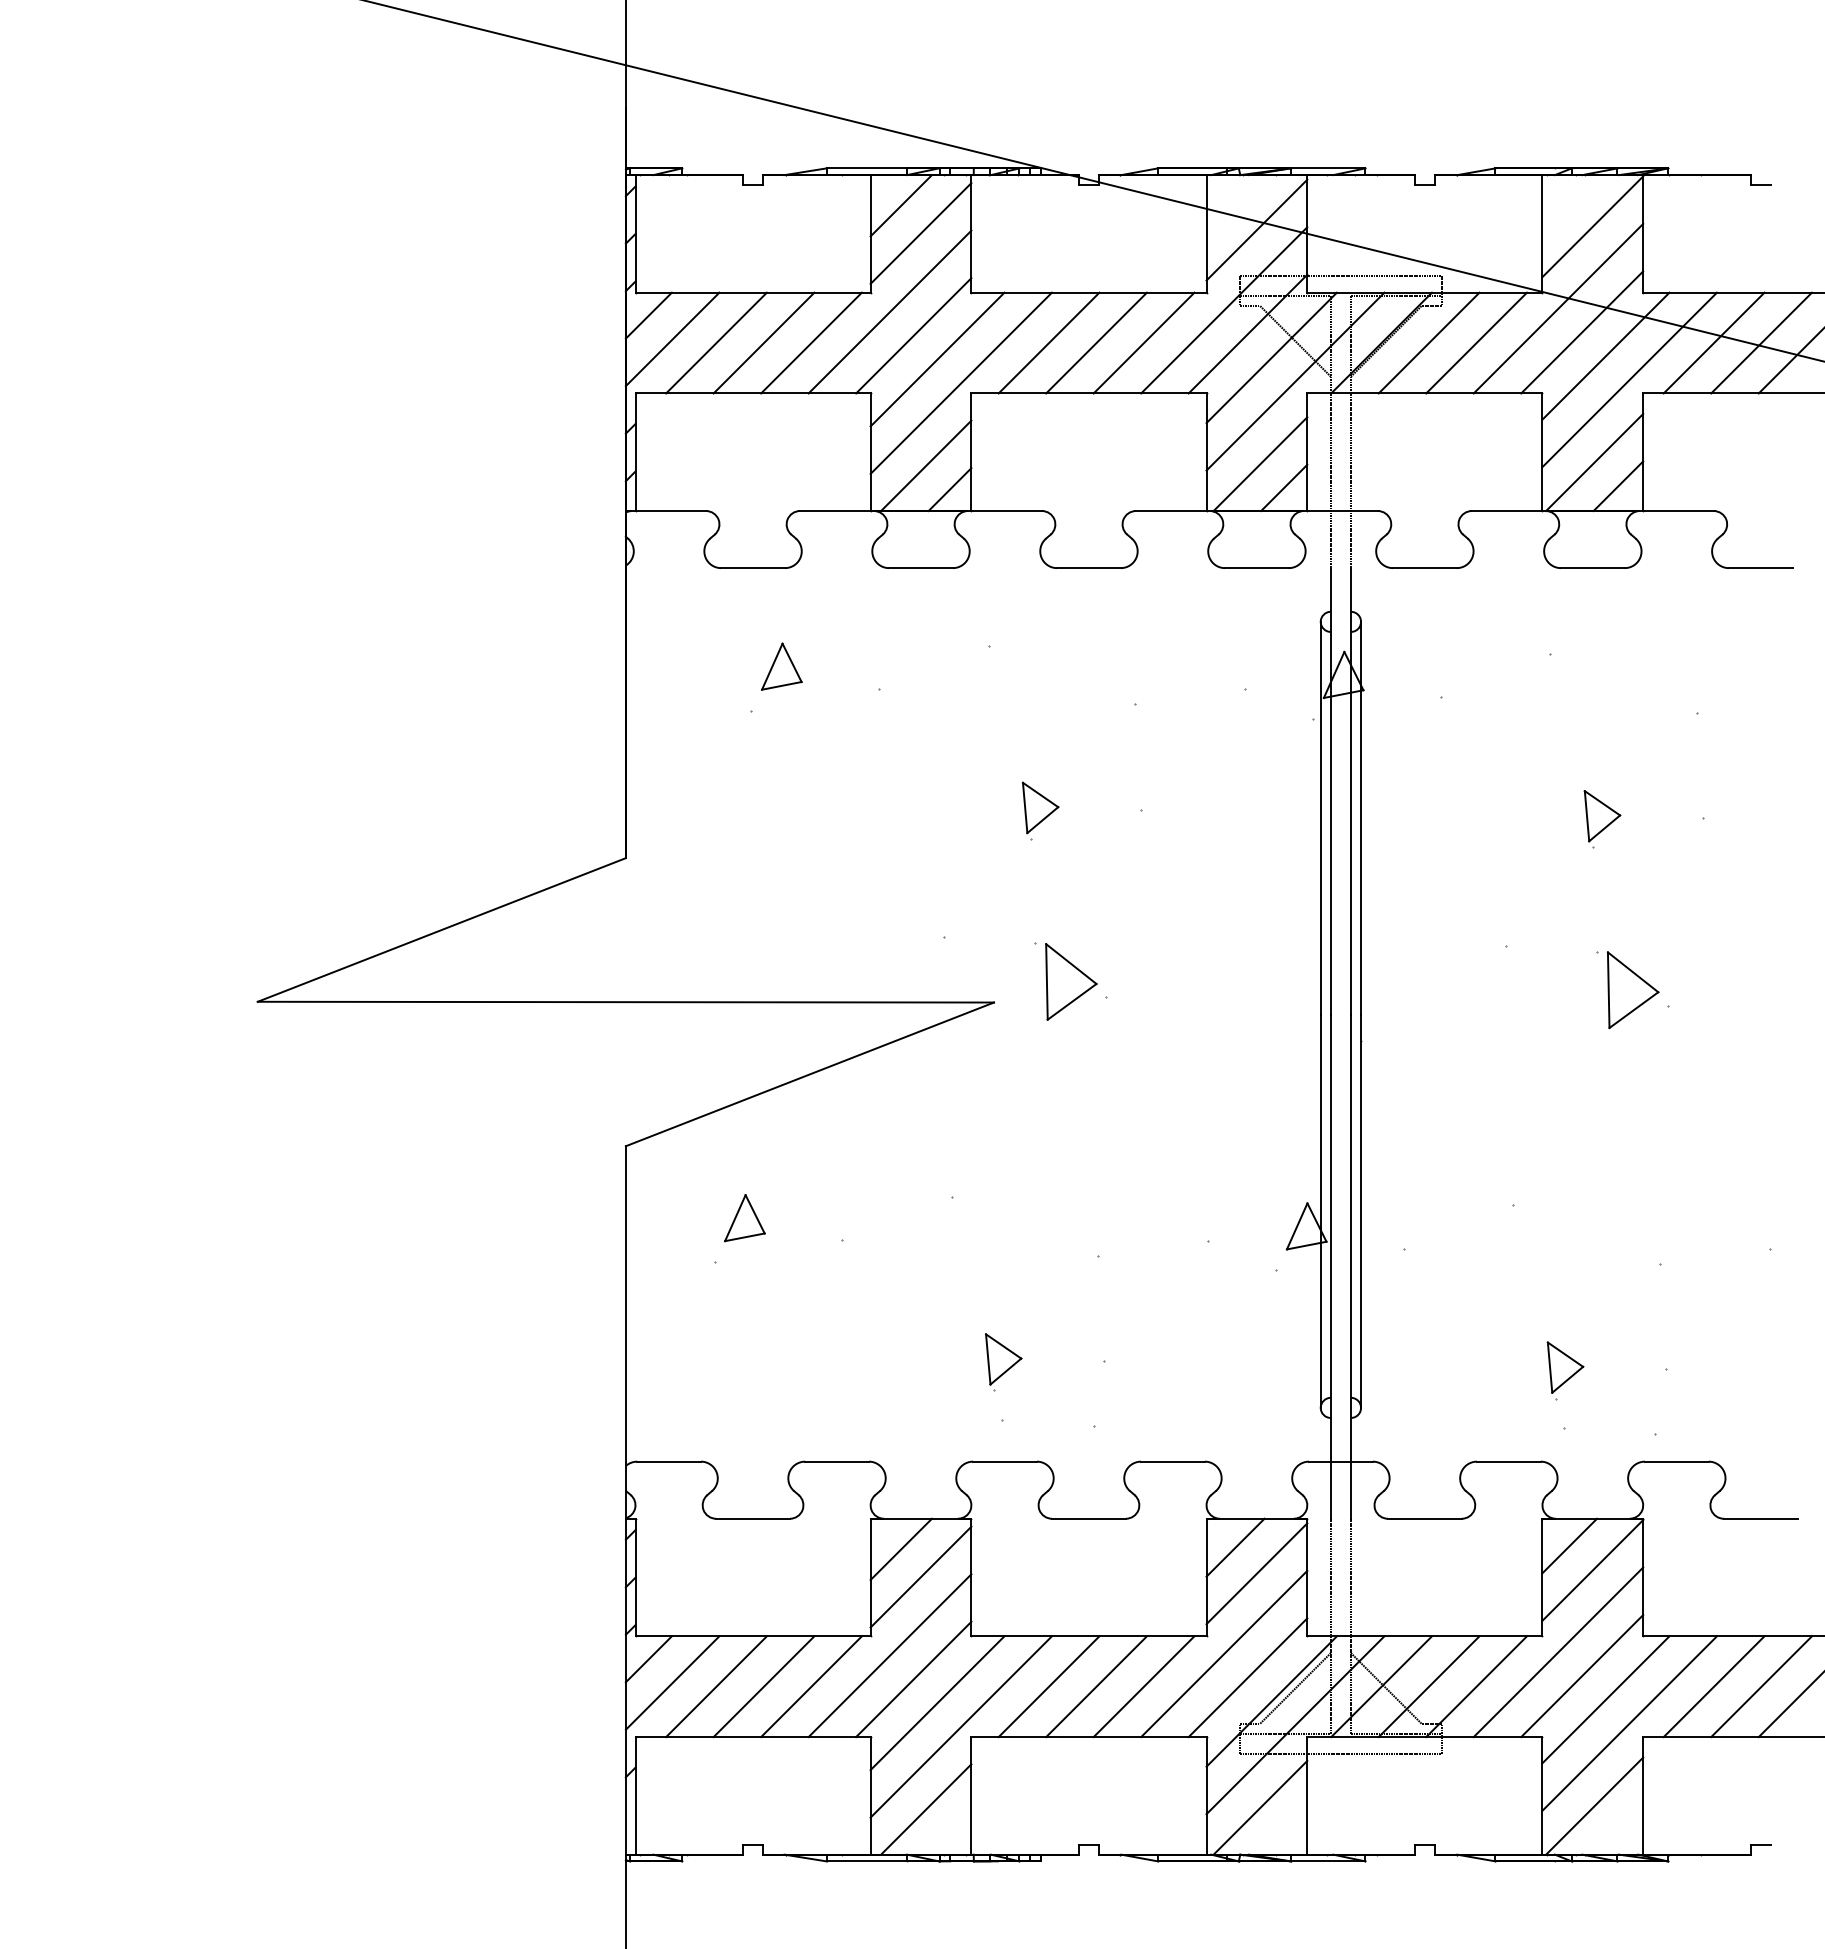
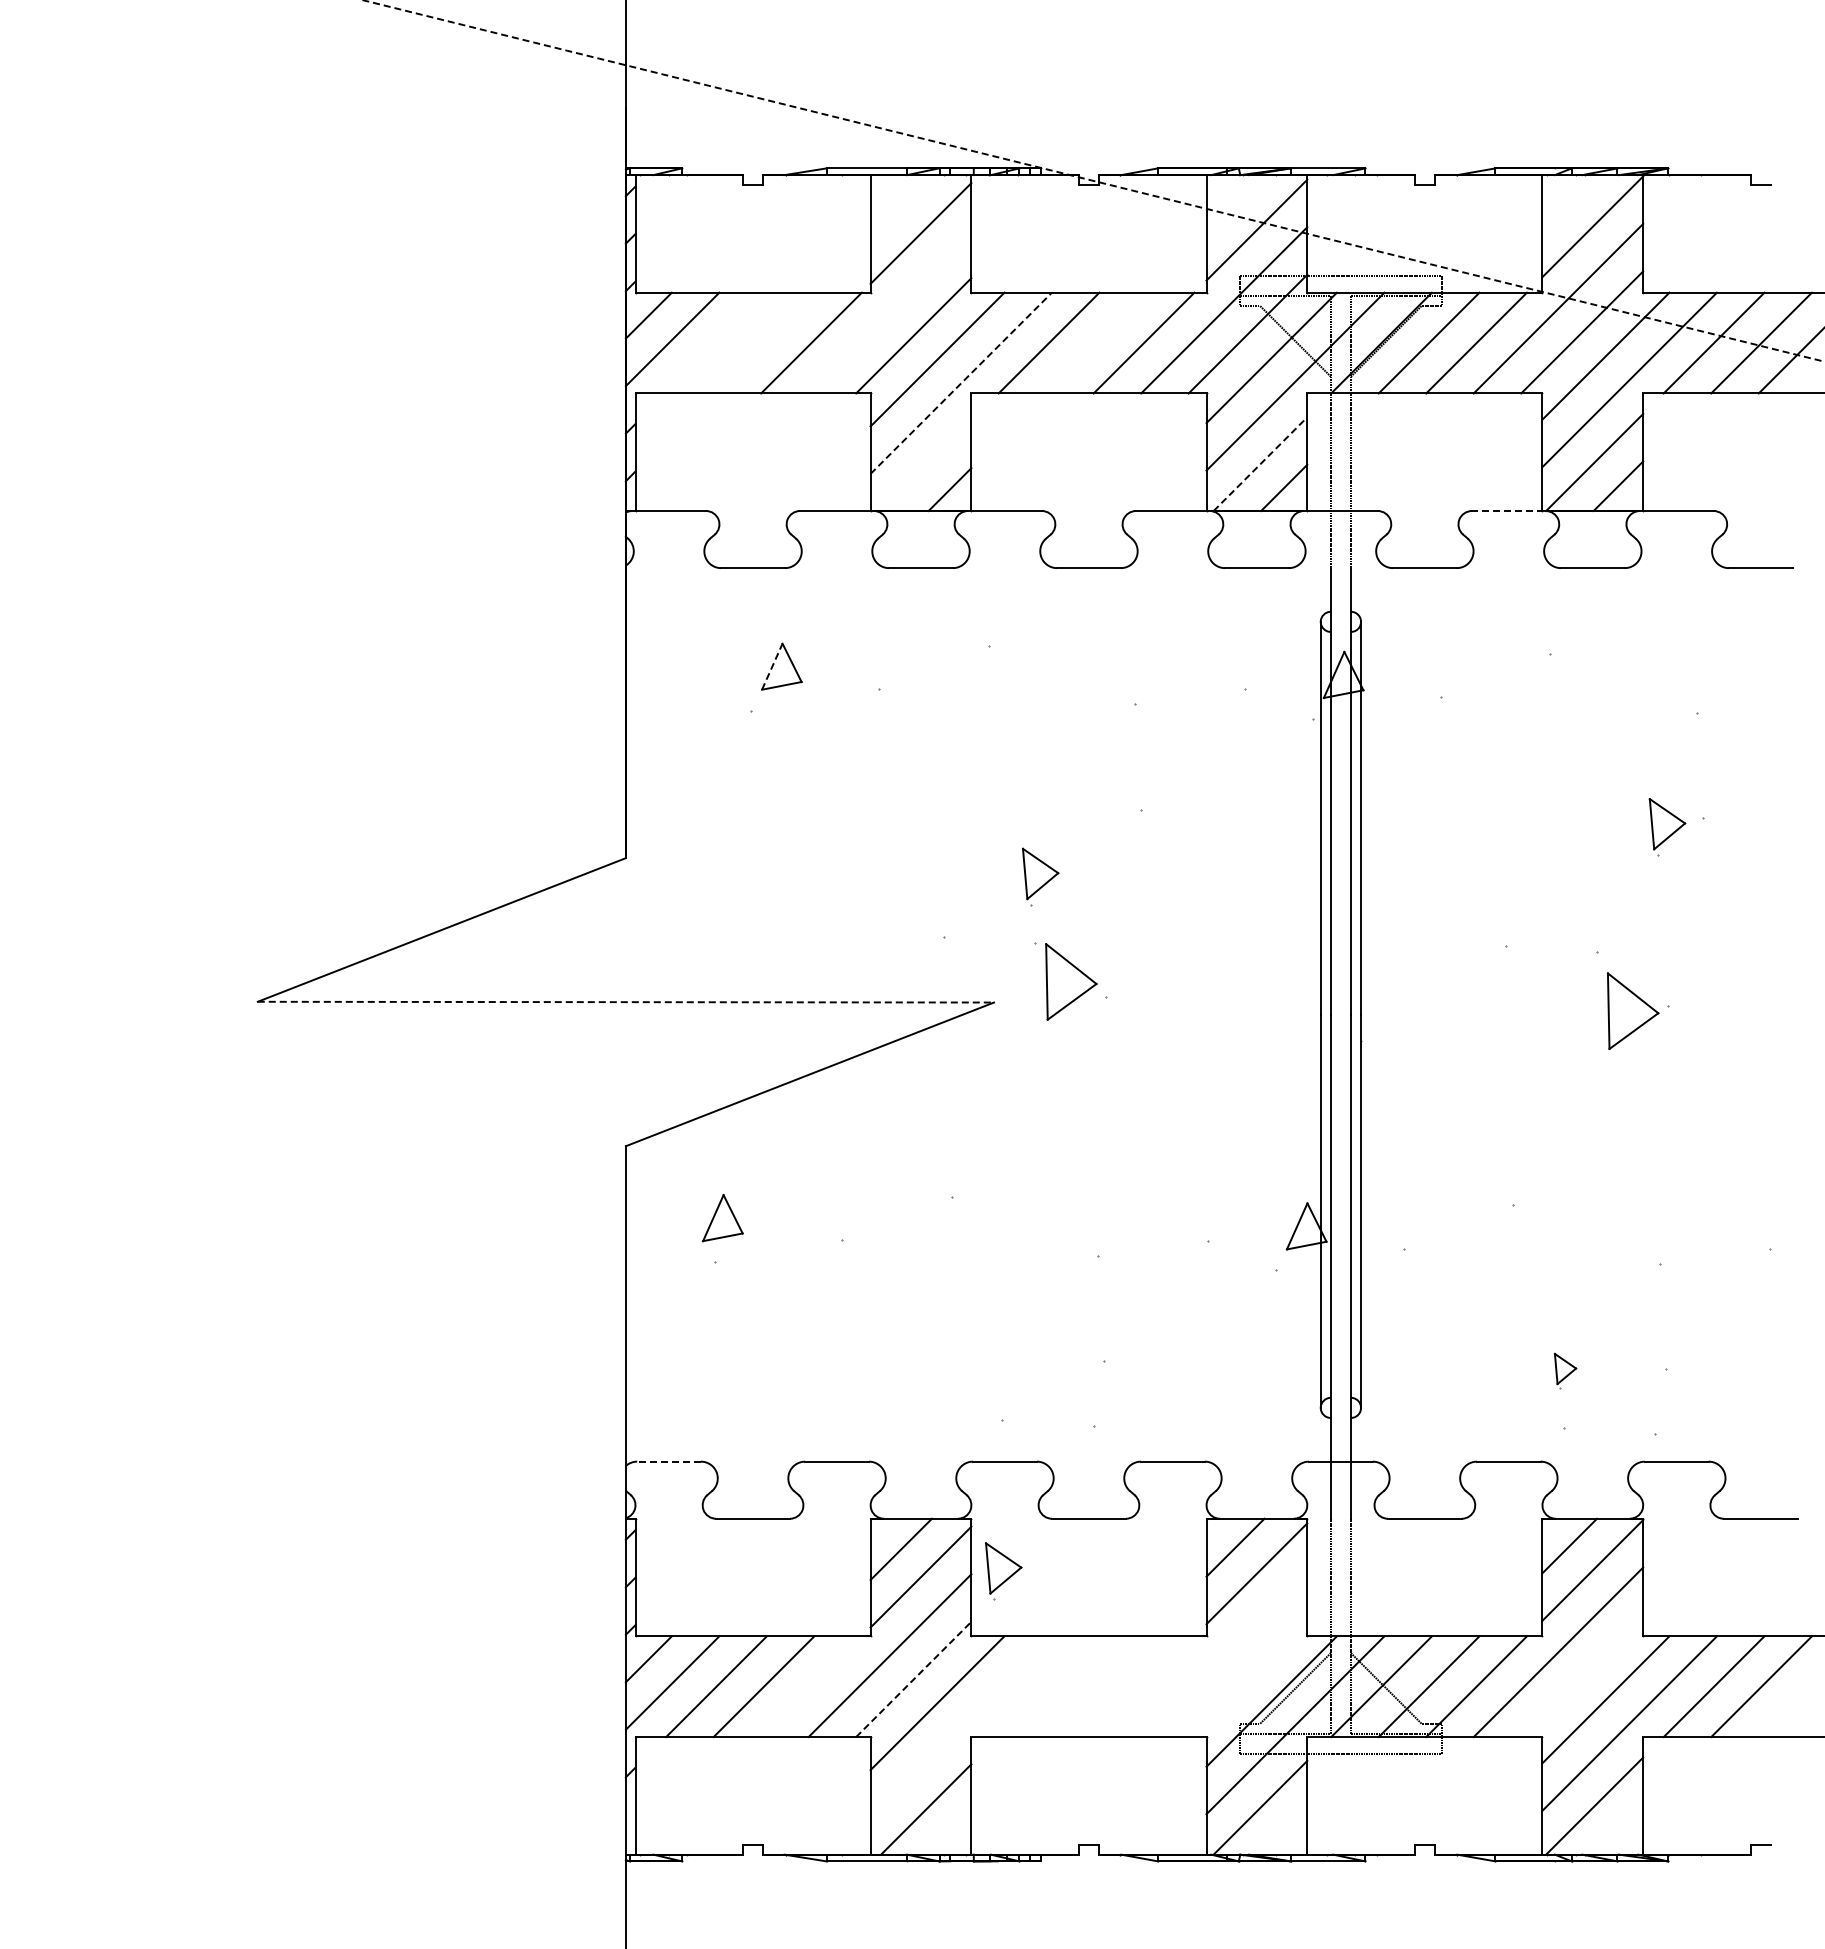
line: solid -> dashed (1093, 180)
line: present -> none (900, 205)
line: present -> none (889, 311)
line: present -> none (716, 342)
line: present -> none (763, 342)
line: present -> none (1096, 342)
line: solid -> dashed (961, 382)
line: solid -> dashed (1260, 463)
line: present -> none (926, 465)
line: solid -> dashed (1506, 511)
line: solid -> dashed (772, 666)
part position: (1040, 810) -> (1040, 876) (1040, 876)
part position: (1602, 819) -> (1667, 827) (1667, 827)
part position: (1632, 989) -> (1632, 1010) (1632, 1010)
line: solid -> dashed (626, 1002)
part position: (744, 1218) -> (722, 1218) (722, 1218)
part position: (1003, 1362) -> (1003, 1571) (1003, 1571)
part size: 39x60 px -> 24x38 px (1565, 1370)
line: solid -> dashed (669, 1461)
line: present -> none (1224, 1653)
line: present -> none (1582, 1676)
line: present -> none (1247, 1677)
line: solid -> dashed (913, 1679)
line: present -> none (811, 1686)
line: present -> none (1048, 1686)
line: present -> none (1096, 1686)
line: present -> none (1143, 1686)
line: present -> none (1789, 1705)
line: present -> none (960, 1726)
